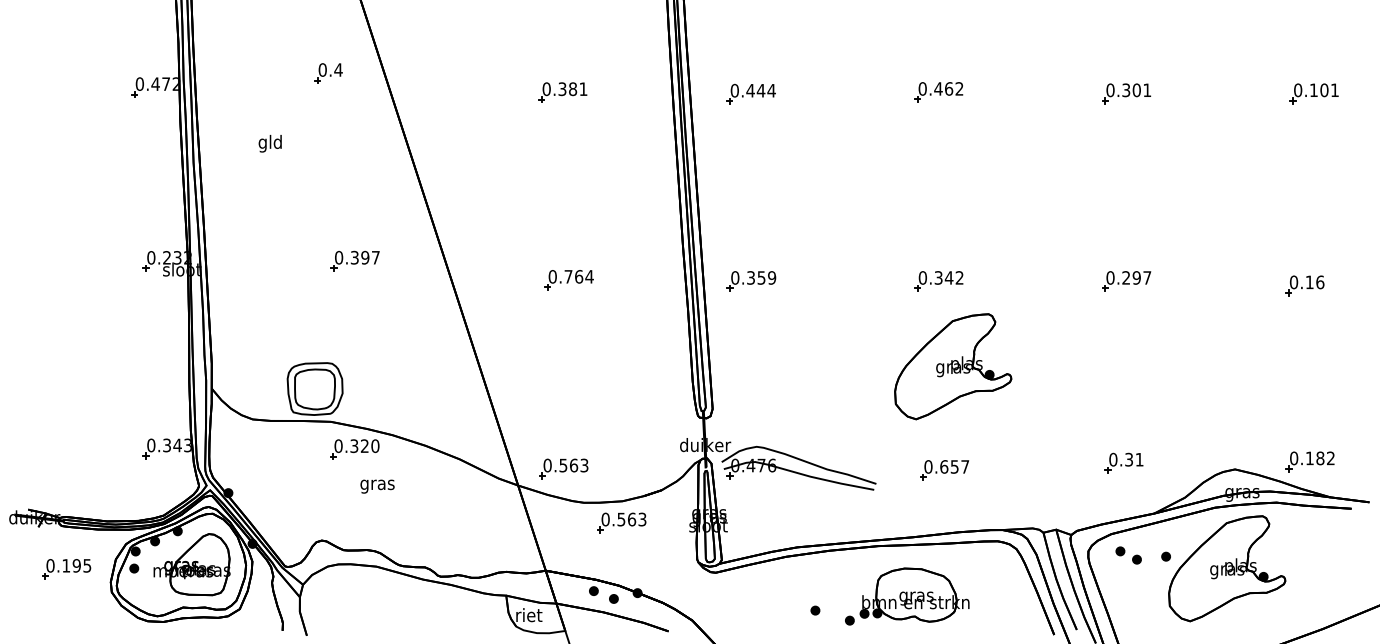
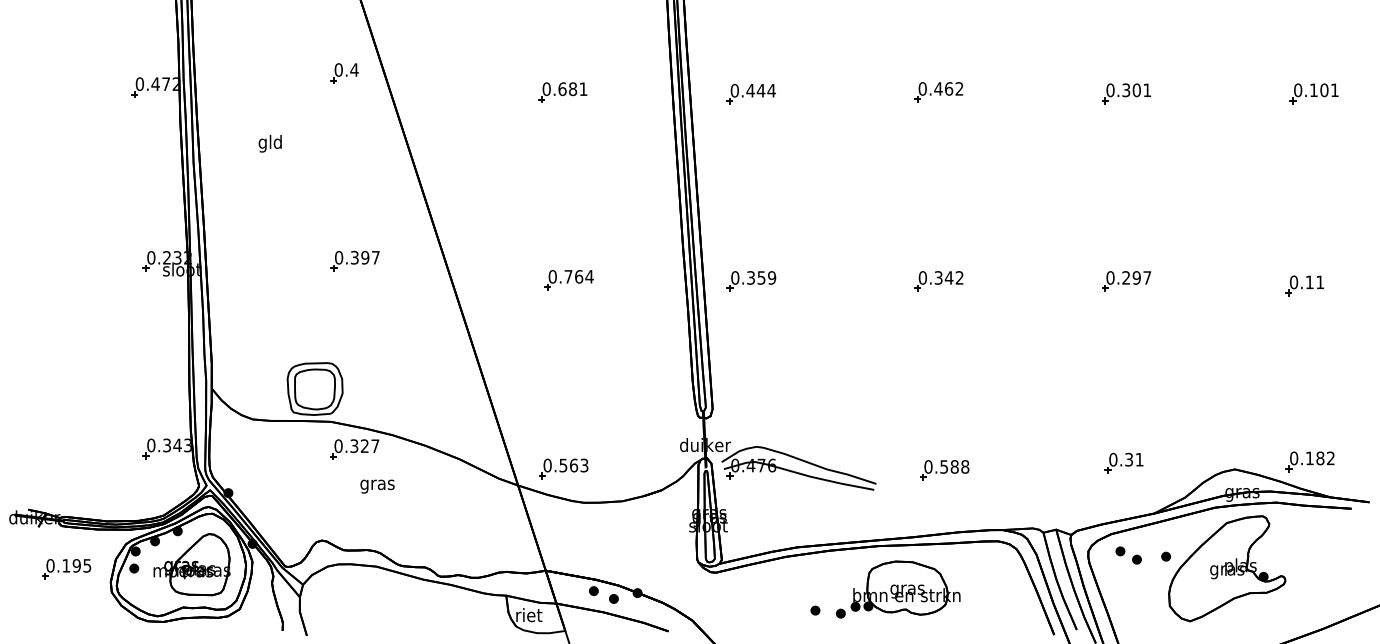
part position: (328, 73) -> (344, 73) (344, 73)
text: 0.381 -> 0.681 (562, 89)
text: 0.16 -> 0.11 (1320, 282)
part: present -> none (953, 366)
text: 0.320 -> 0.327 (375, 446)
text: 0.657 -> 0.588 (954, 466)
part: present -> none (621, 522)
part position: (907, 596) -> (898, 589) (898, 589)
